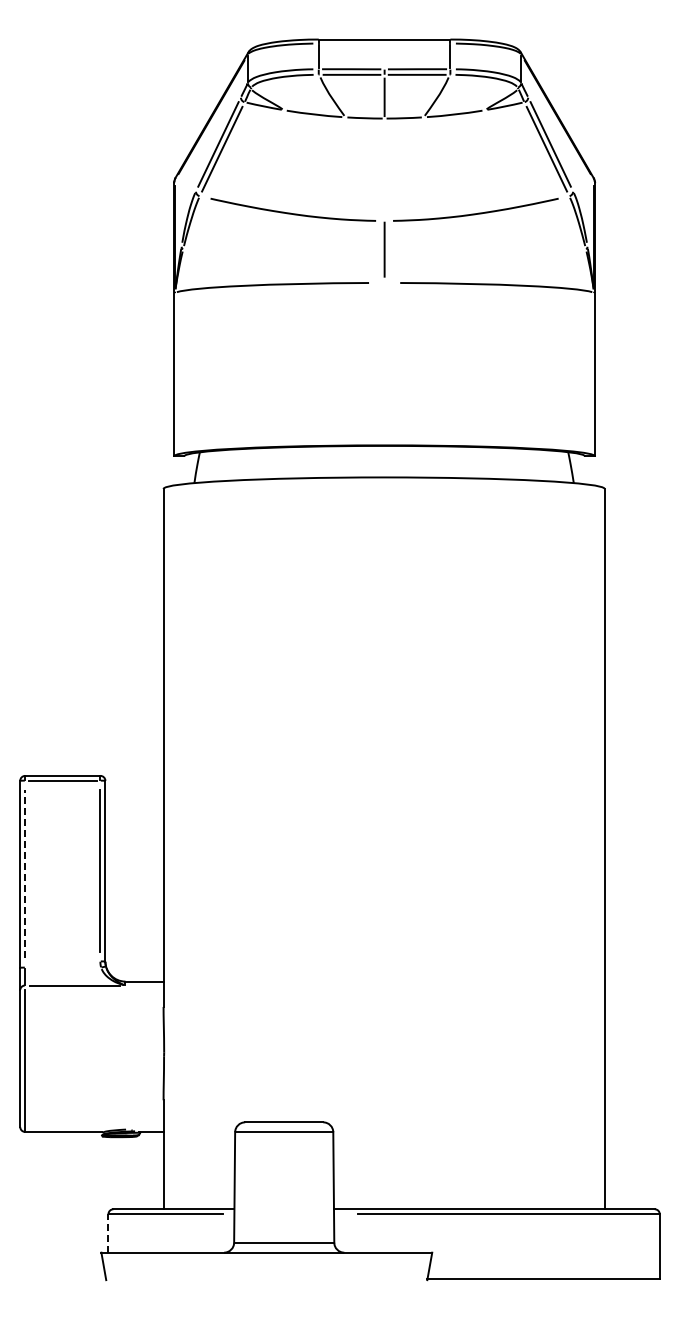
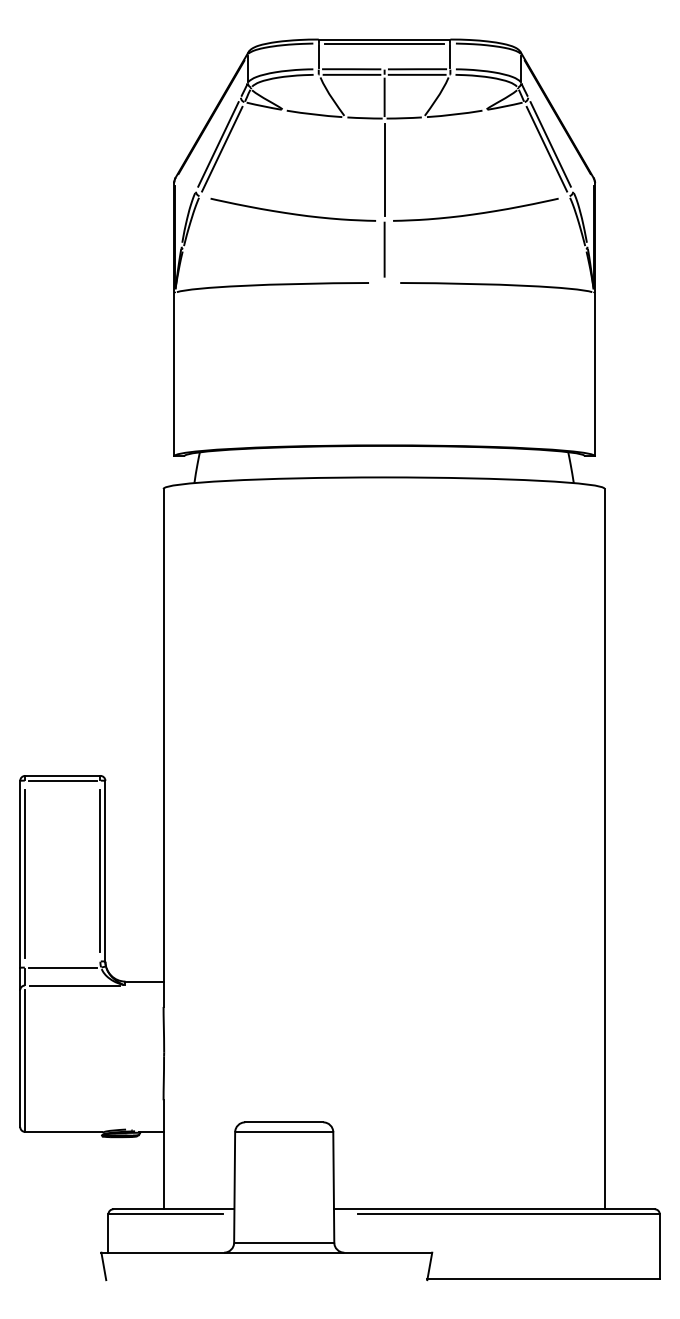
line: none -> present (384, 43)
line: none -> present (384, 169)
line: dashed -> solid (25, 873)
line: none -> present (63, 967)
line: dashed -> solid (108, 1232)
